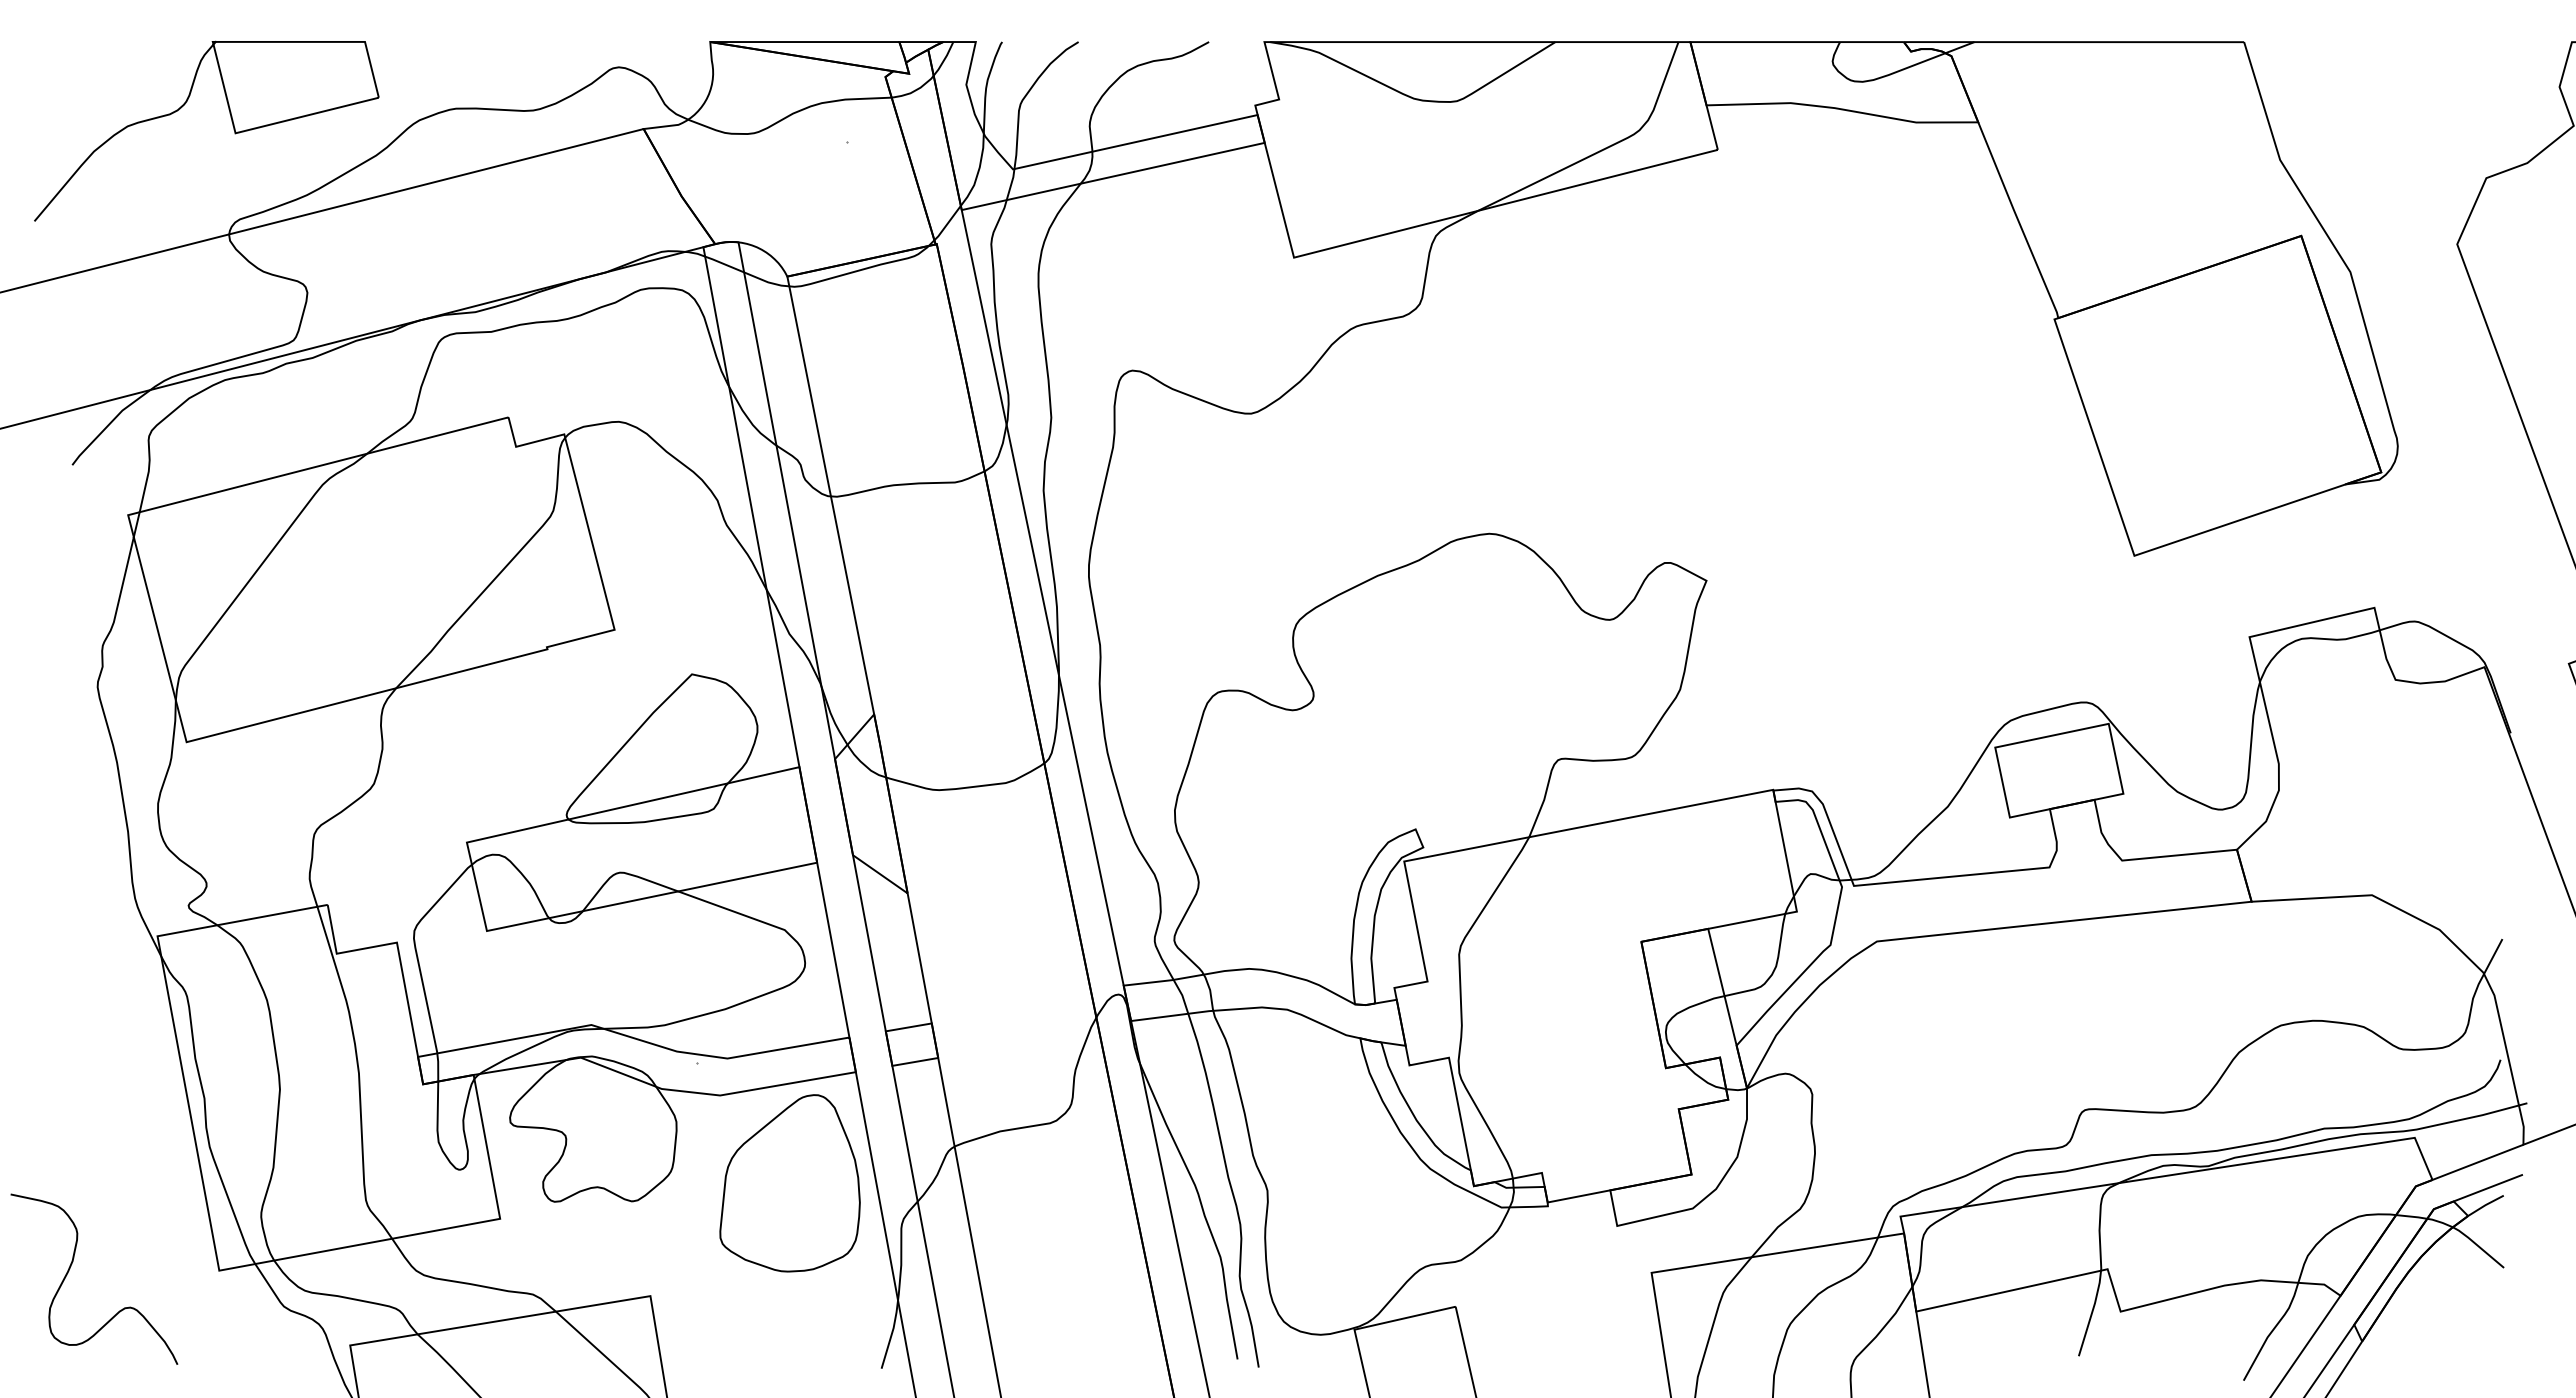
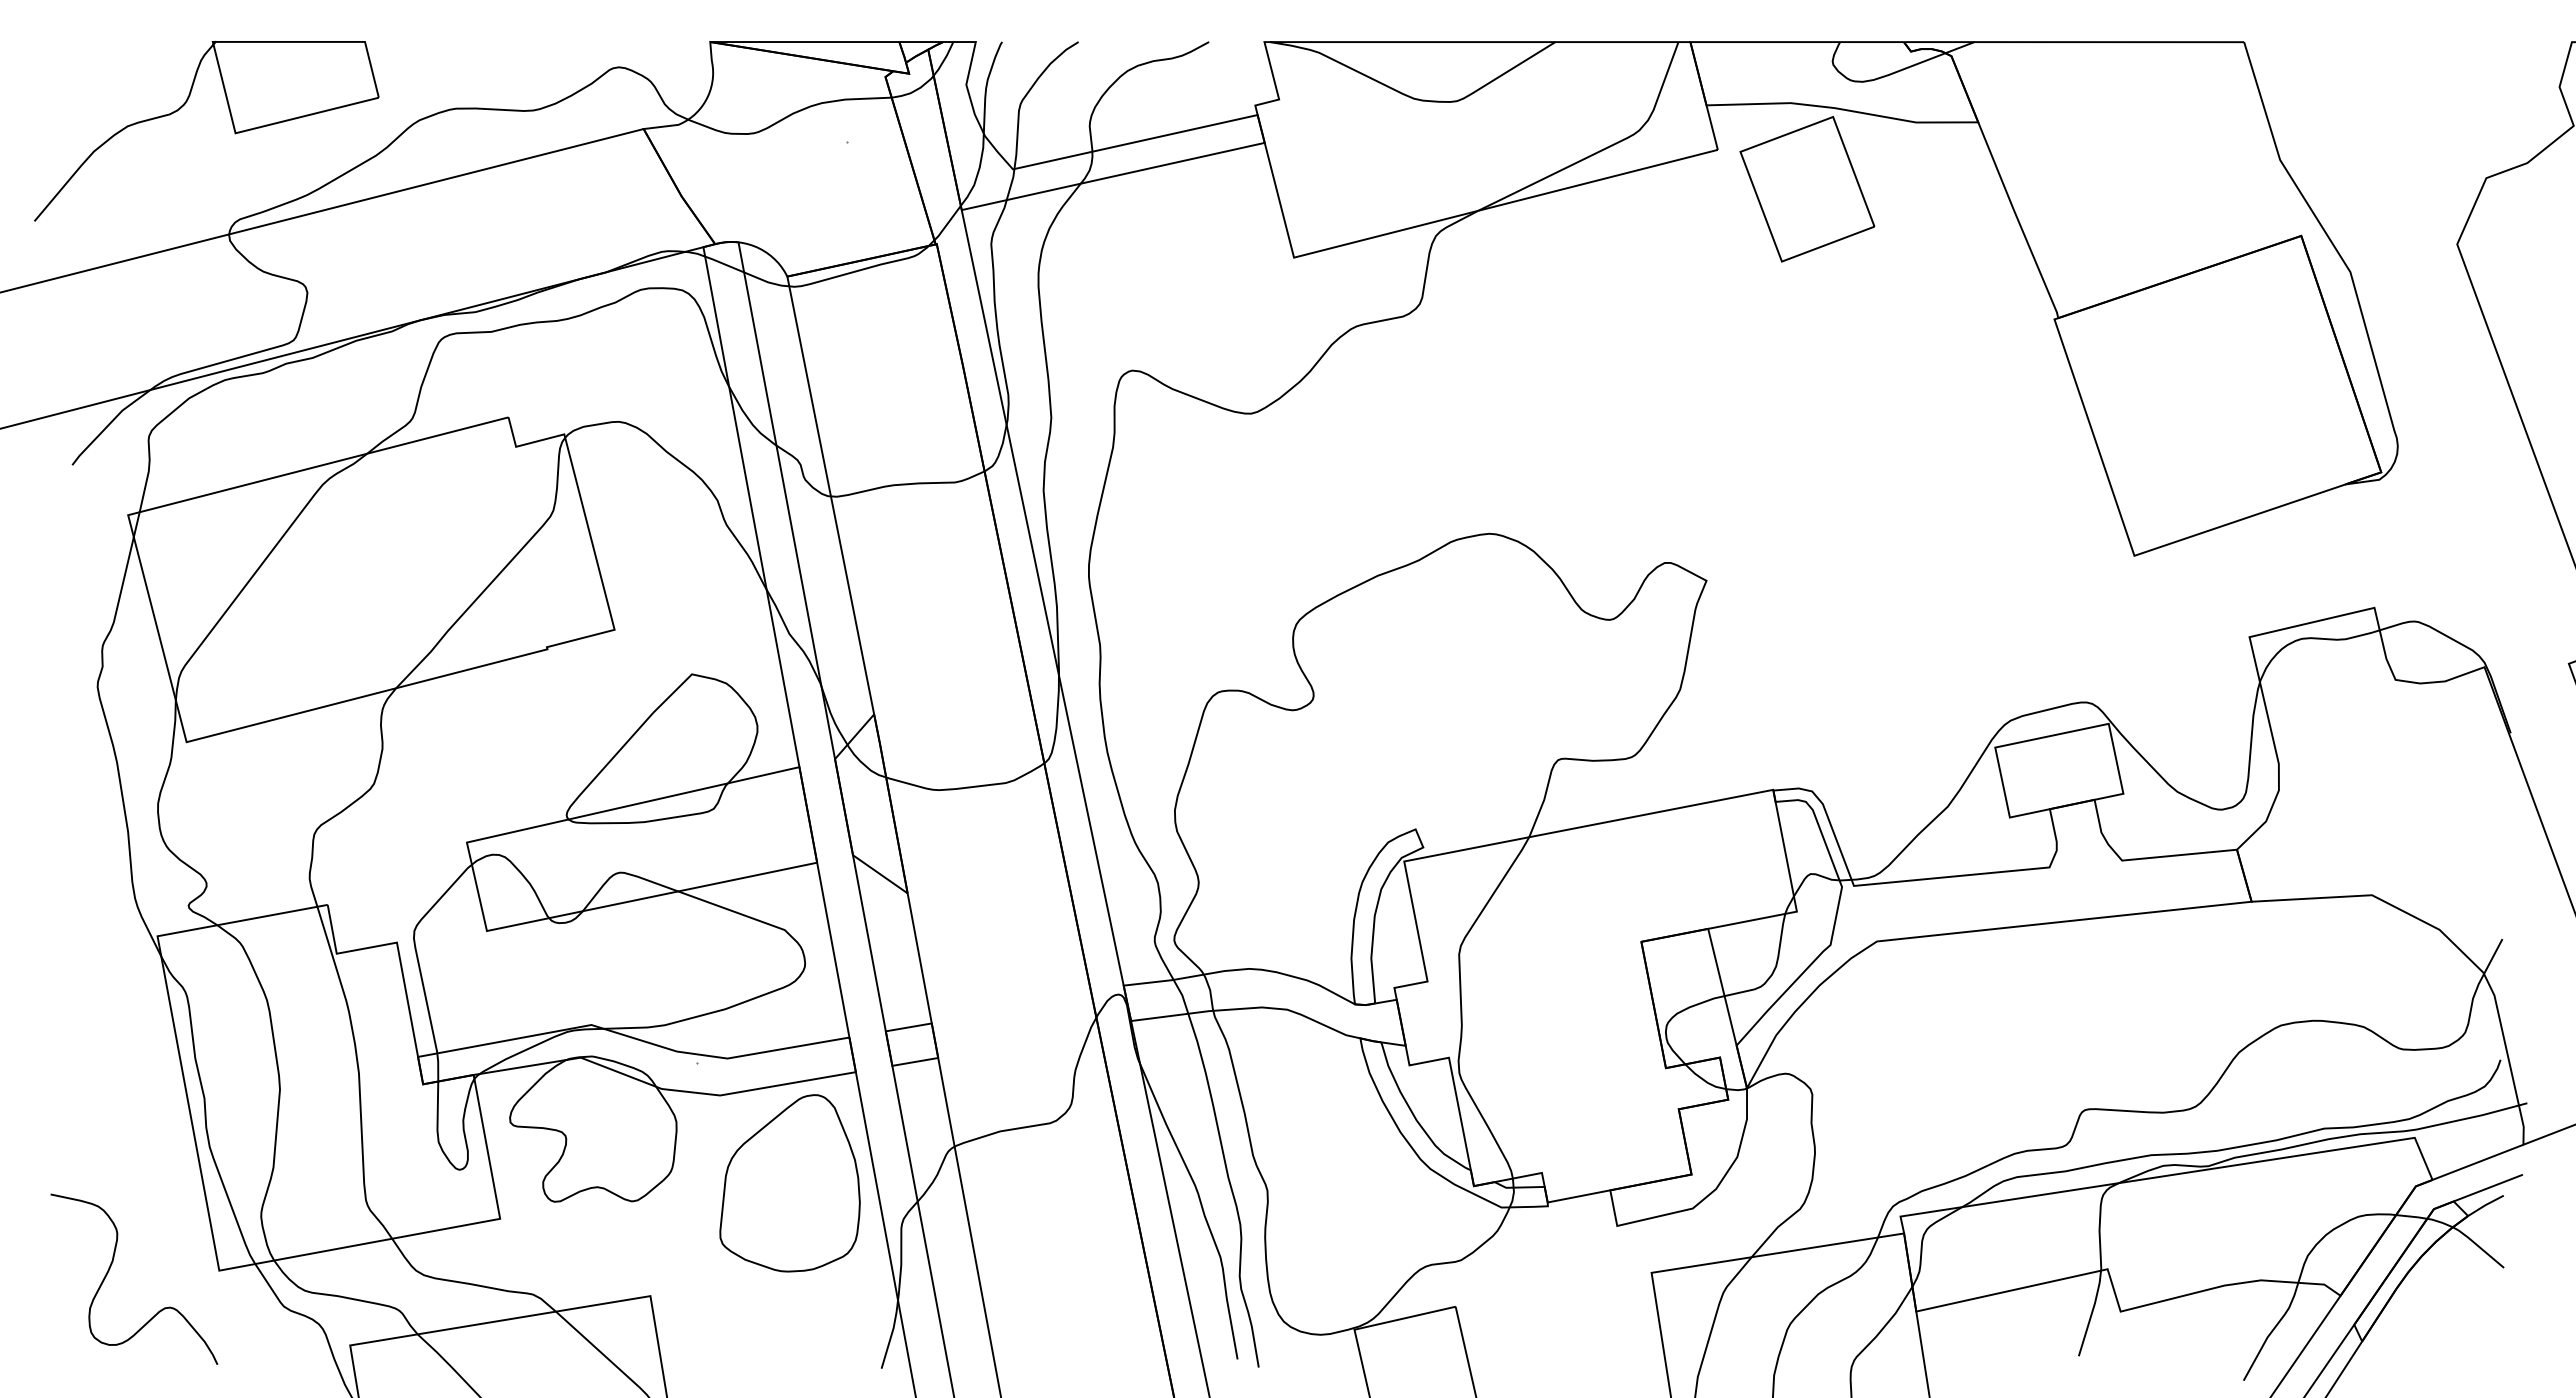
part: none -> present (1807, 189)
curve position: (71, 1266) -> (111, 1266) (111, 1266)
